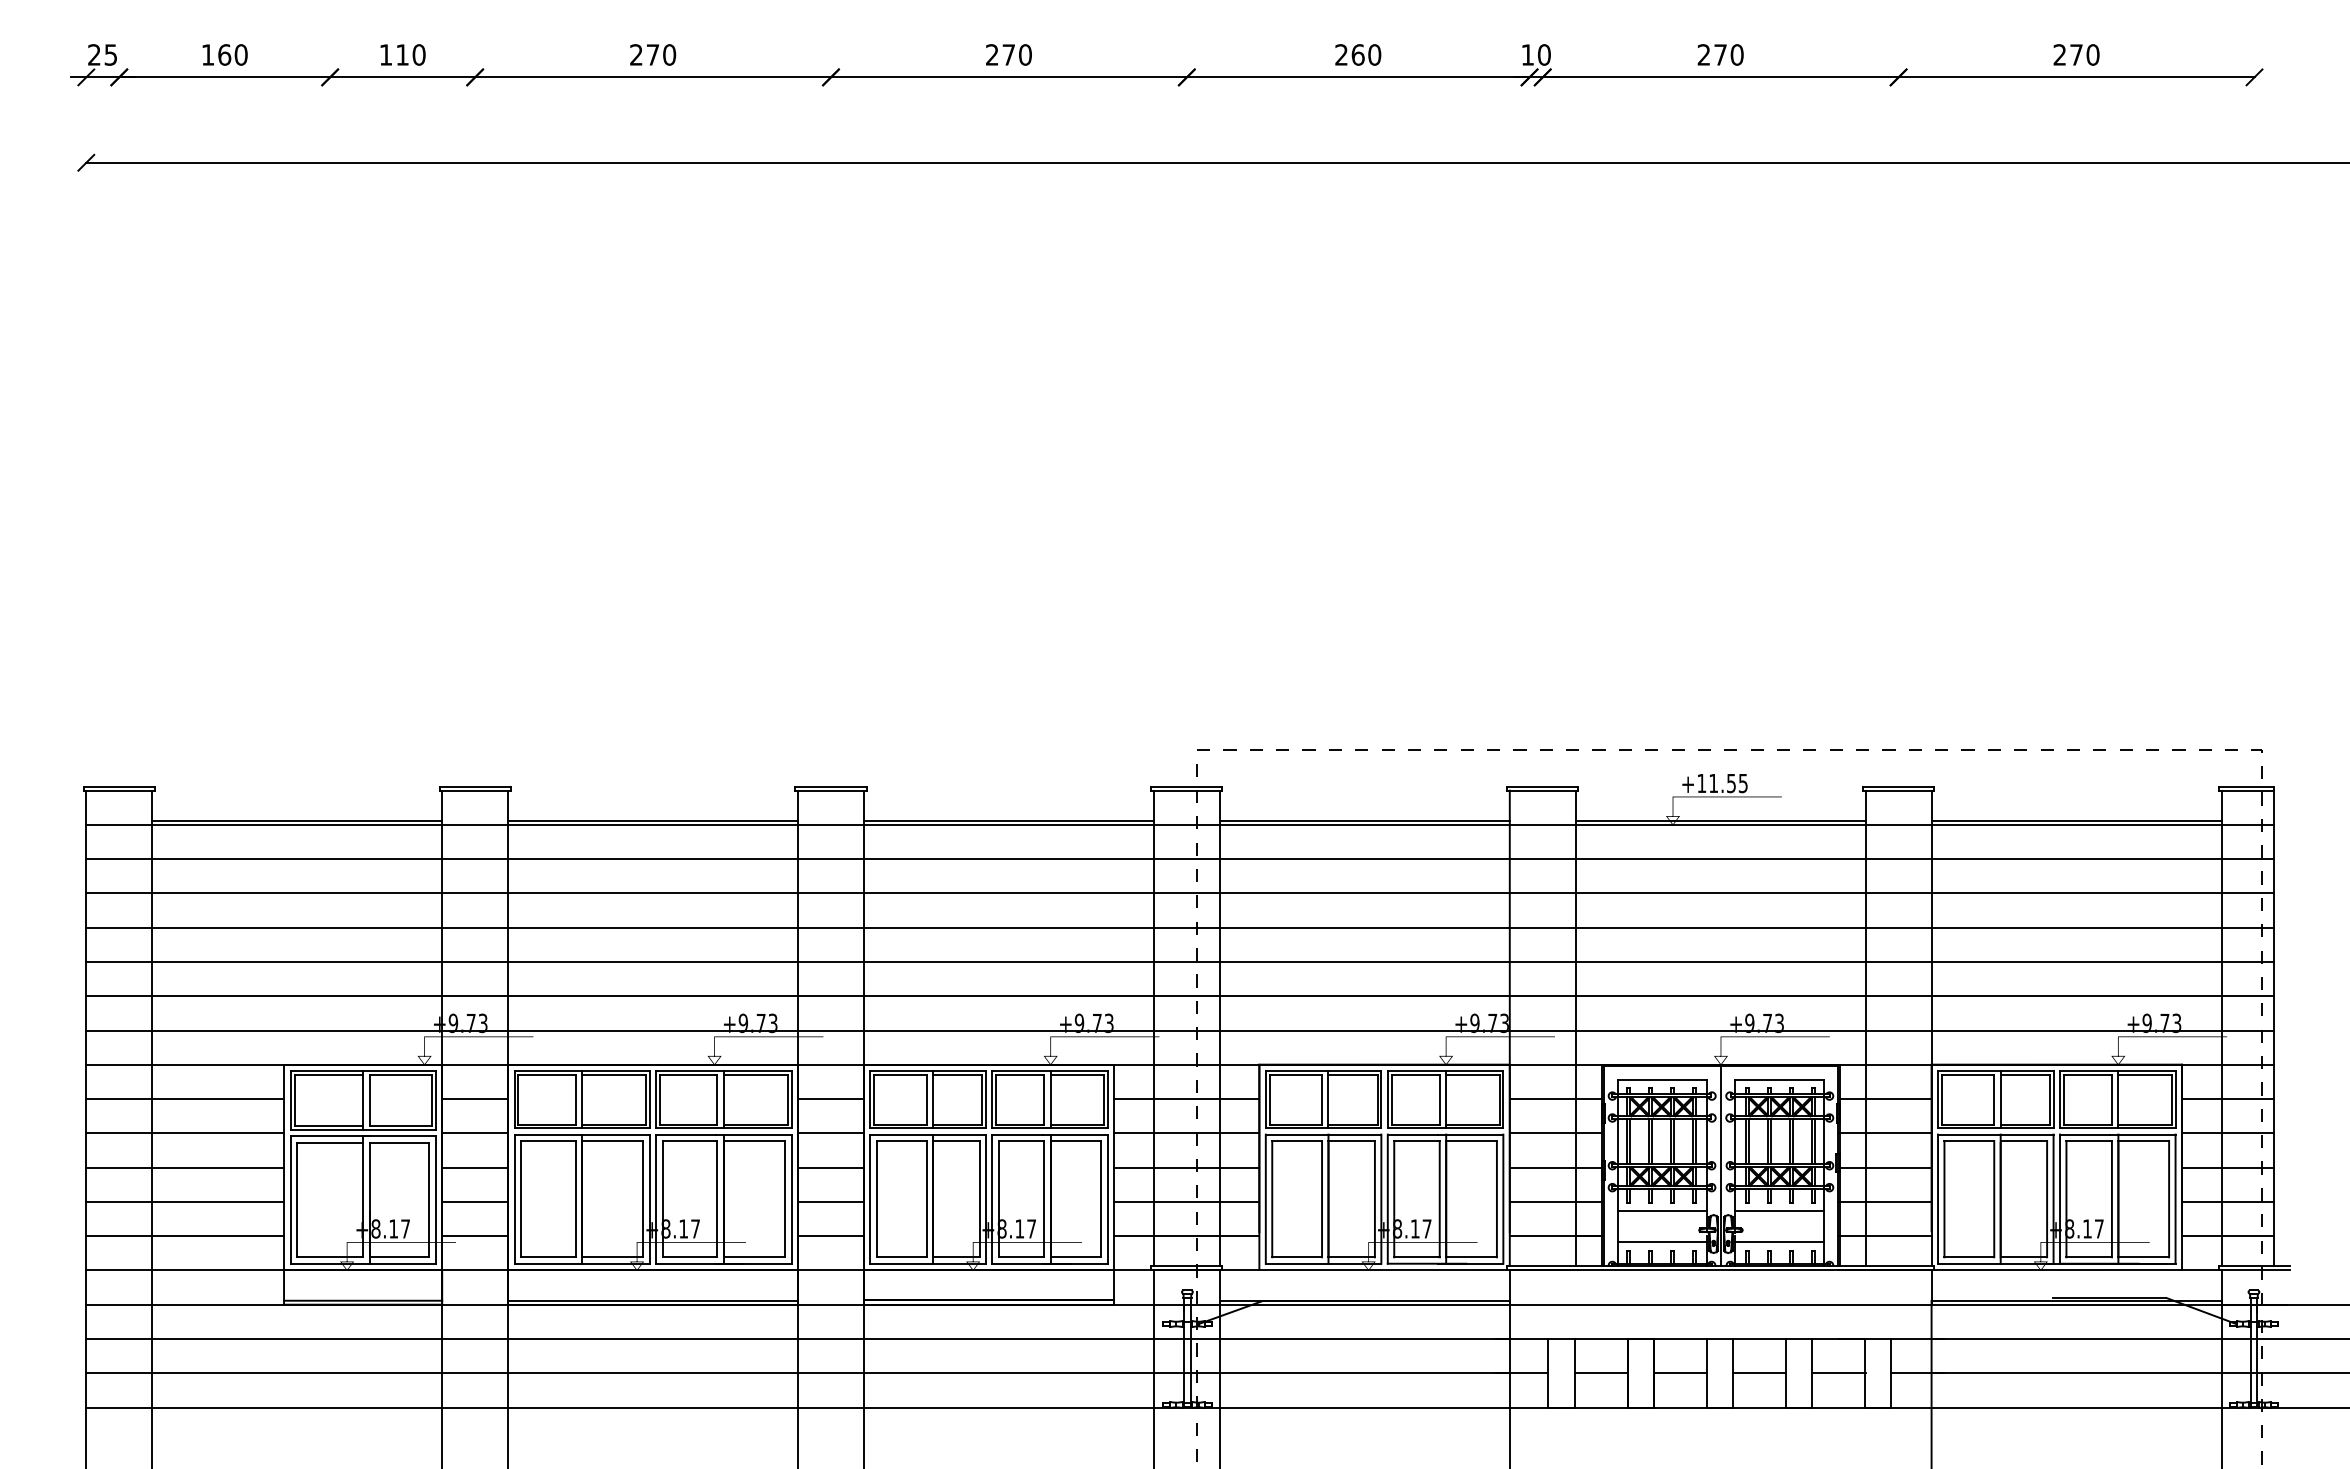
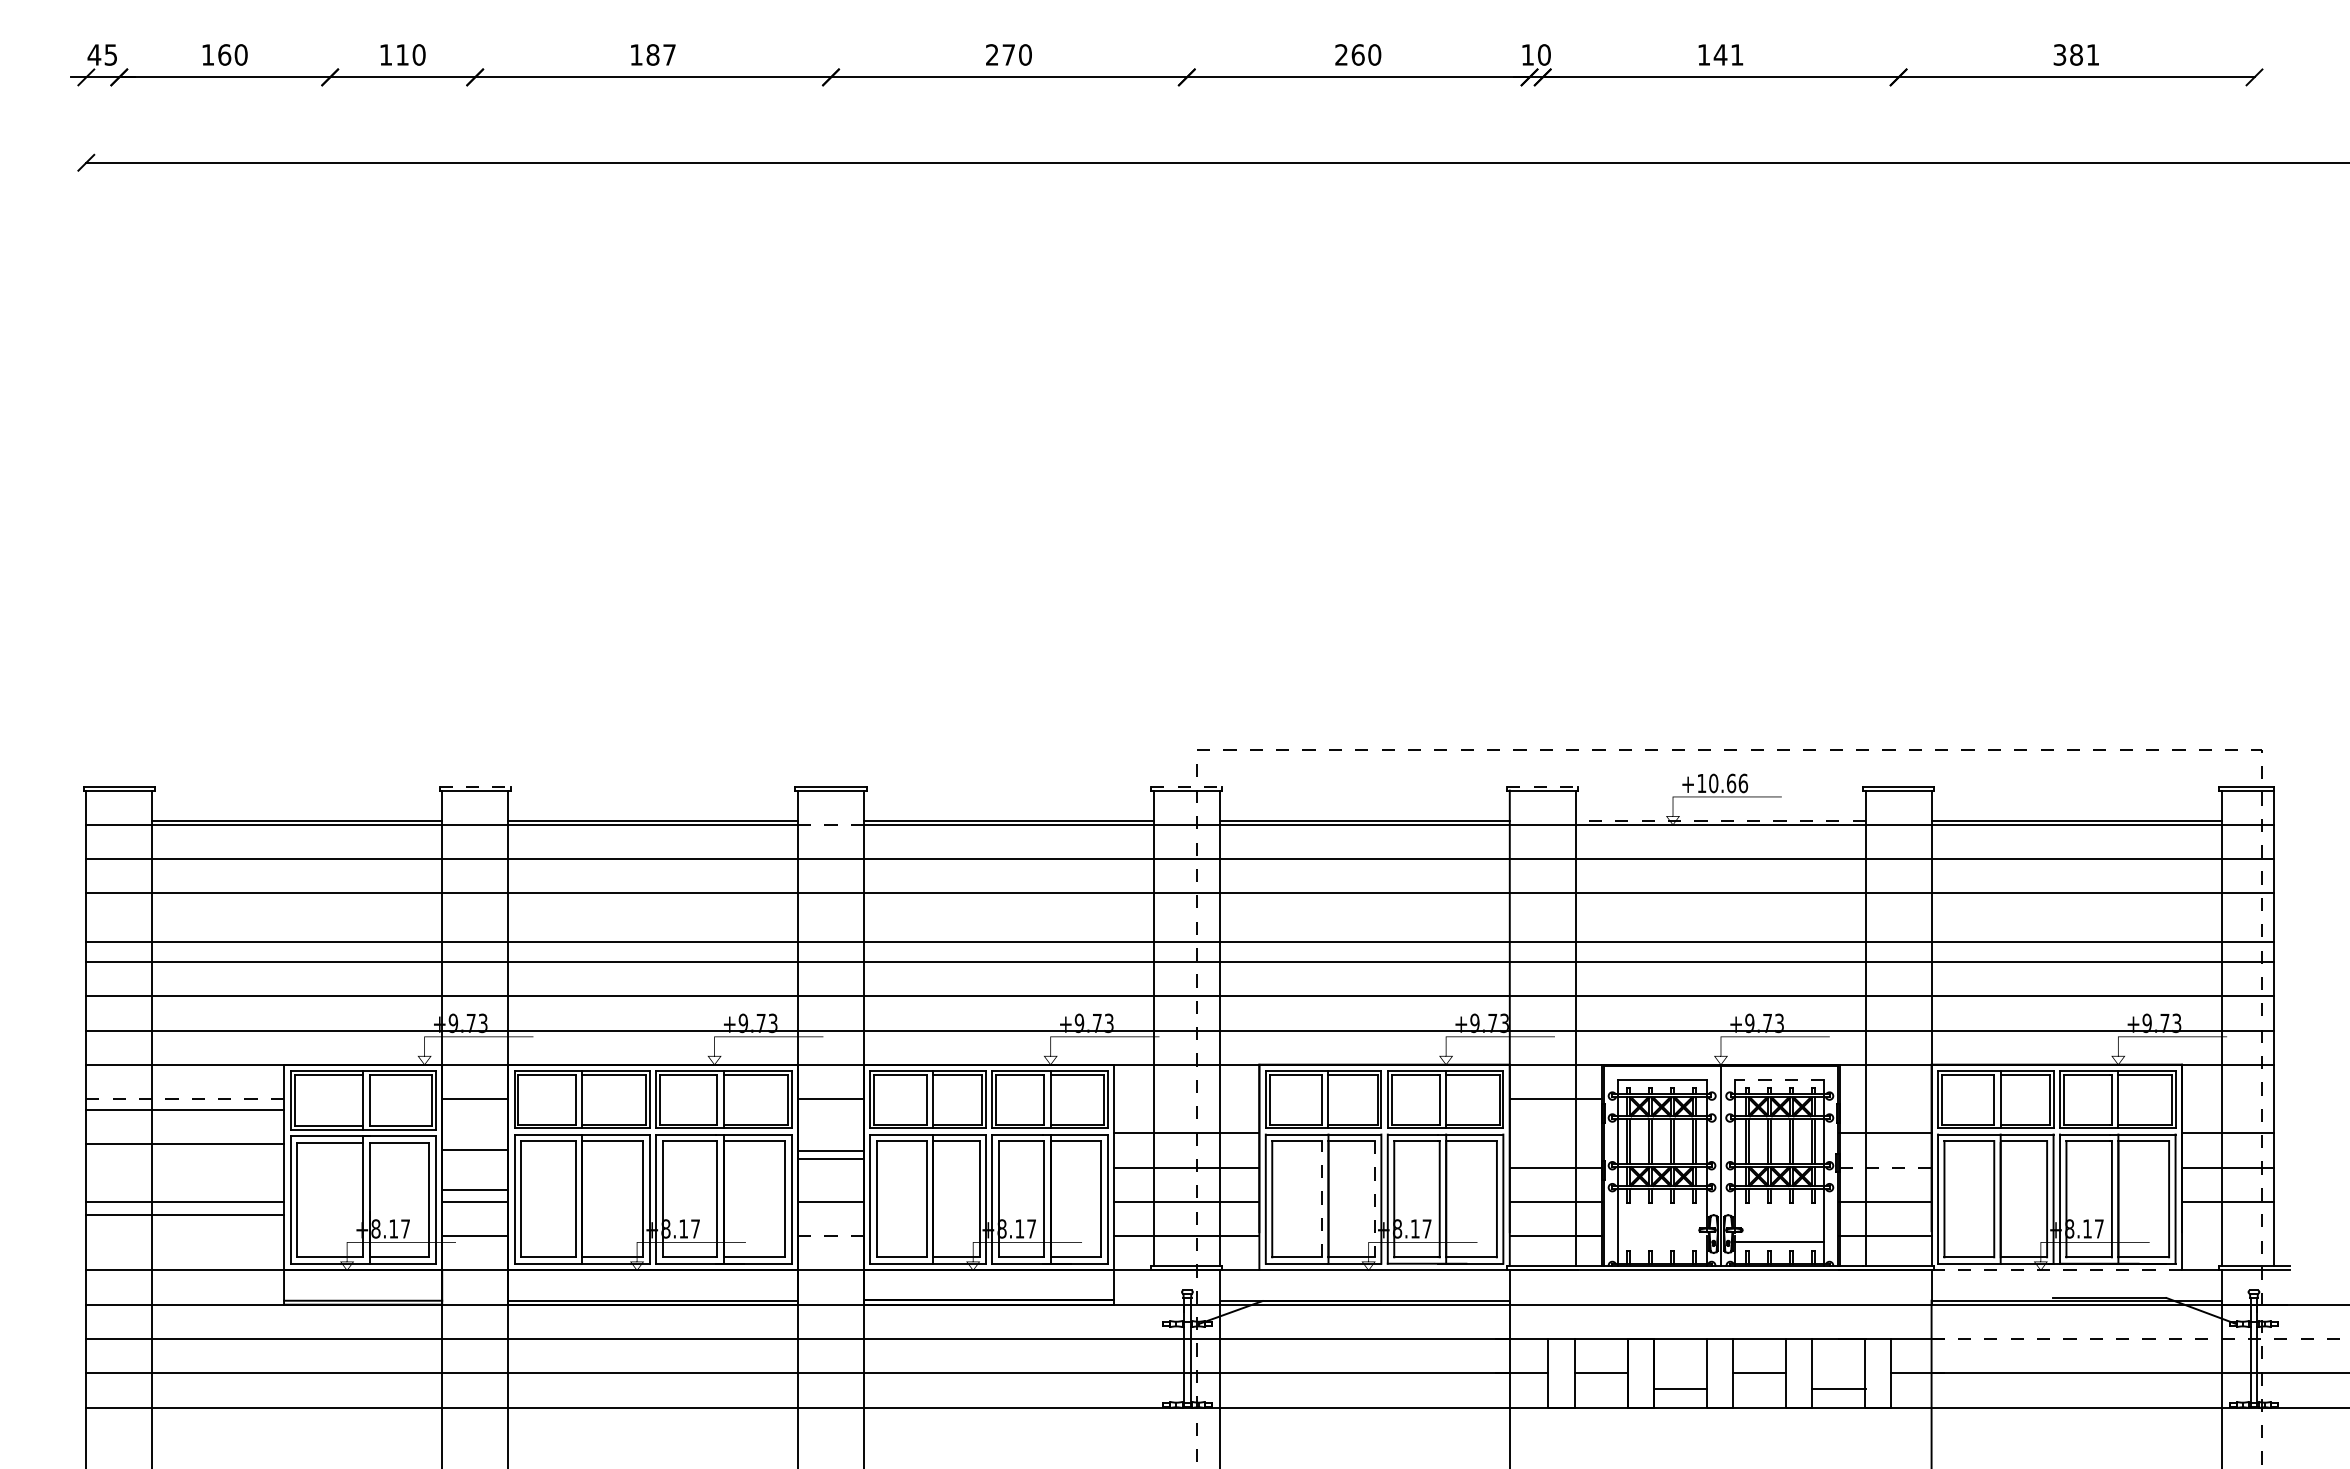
text: 25 -> 45 (94, 54)
text: 270 -> 187 (653, 54)
text: 270 -> 141 (1720, 54)
text: 270 -> 381 (2076, 54)
text: +11.55 -> +10.66 (1728, 783)
line: solid -> dashed (475, 786)
line: solid -> dashed (1186, 786)
line: solid -> dashed (1542, 786)
line: solid -> dashed (1720, 820)
line: solid -> dashed (831, 824)
line position: (1180, 927) -> (1180, 941) (1180, 941)
line: solid -> dashed (1779, 1080)
line: solid -> dashed (185, 1099)
line: present -> none (1186, 1099)
line: present -> none (1885, 1099)
line: present -> none (2228, 1099)
line position: (185, 1133) -> (185, 1110) (185, 1110)
line position: (475, 1133) -> (475, 1150) (475, 1150)
line position: (830, 1133) -> (830, 1159) (830, 1159)
line: present -> none (1555, 1133)
line position: (185, 1167) -> (185, 1143) (185, 1143)
line position: (475, 1167) -> (475, 1189) (475, 1189)
line position: (830, 1167) -> (830, 1150) (830, 1150)
line: solid -> dashed (1885, 1167)
line: solid -> dashed (1322, 1198)
line: solid -> dashed (1374, 1199)
line: present -> none (1661, 1210)
line: present -> none (1779, 1210)
line position: (185, 1236) -> (185, 1215) (185, 1215)
line: solid -> dashed (831, 1236)
line: present -> none (2228, 1236)
line: present -> none (1661, 1241)
line: solid -> dashed (2056, 1270)
line: solid -> dashed (2140, 1338)
line: present -> none (1153, 1367)
line position: (1679, 1373) -> (1679, 1389) (1679, 1389)
line position: (1838, 1373) -> (1838, 1389) (1838, 1389)
